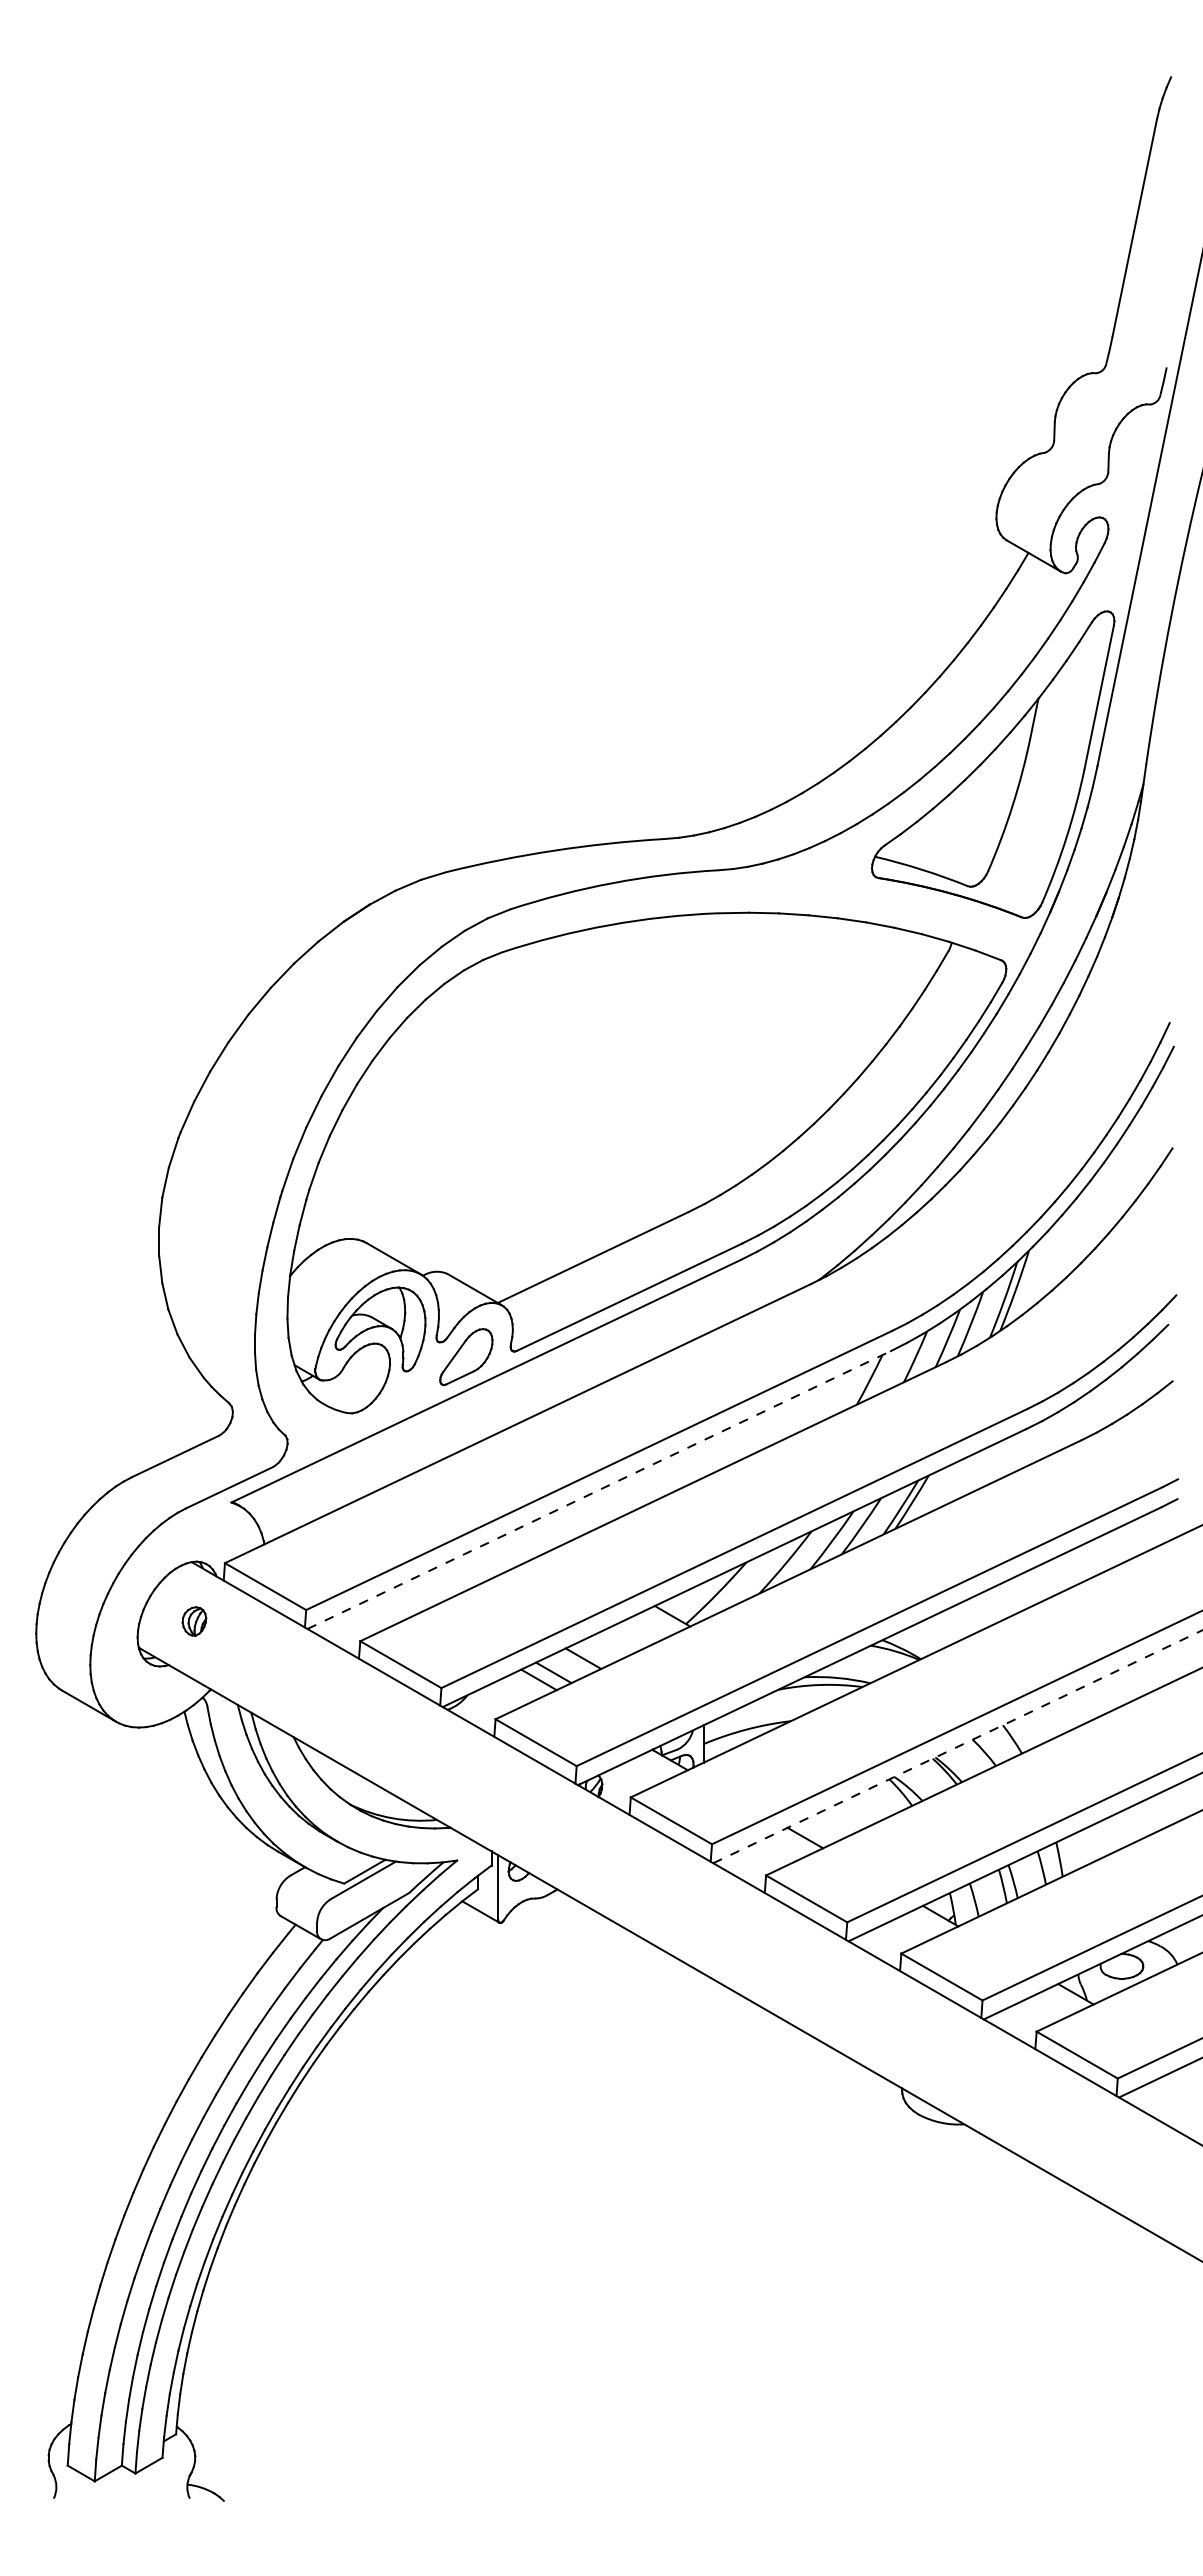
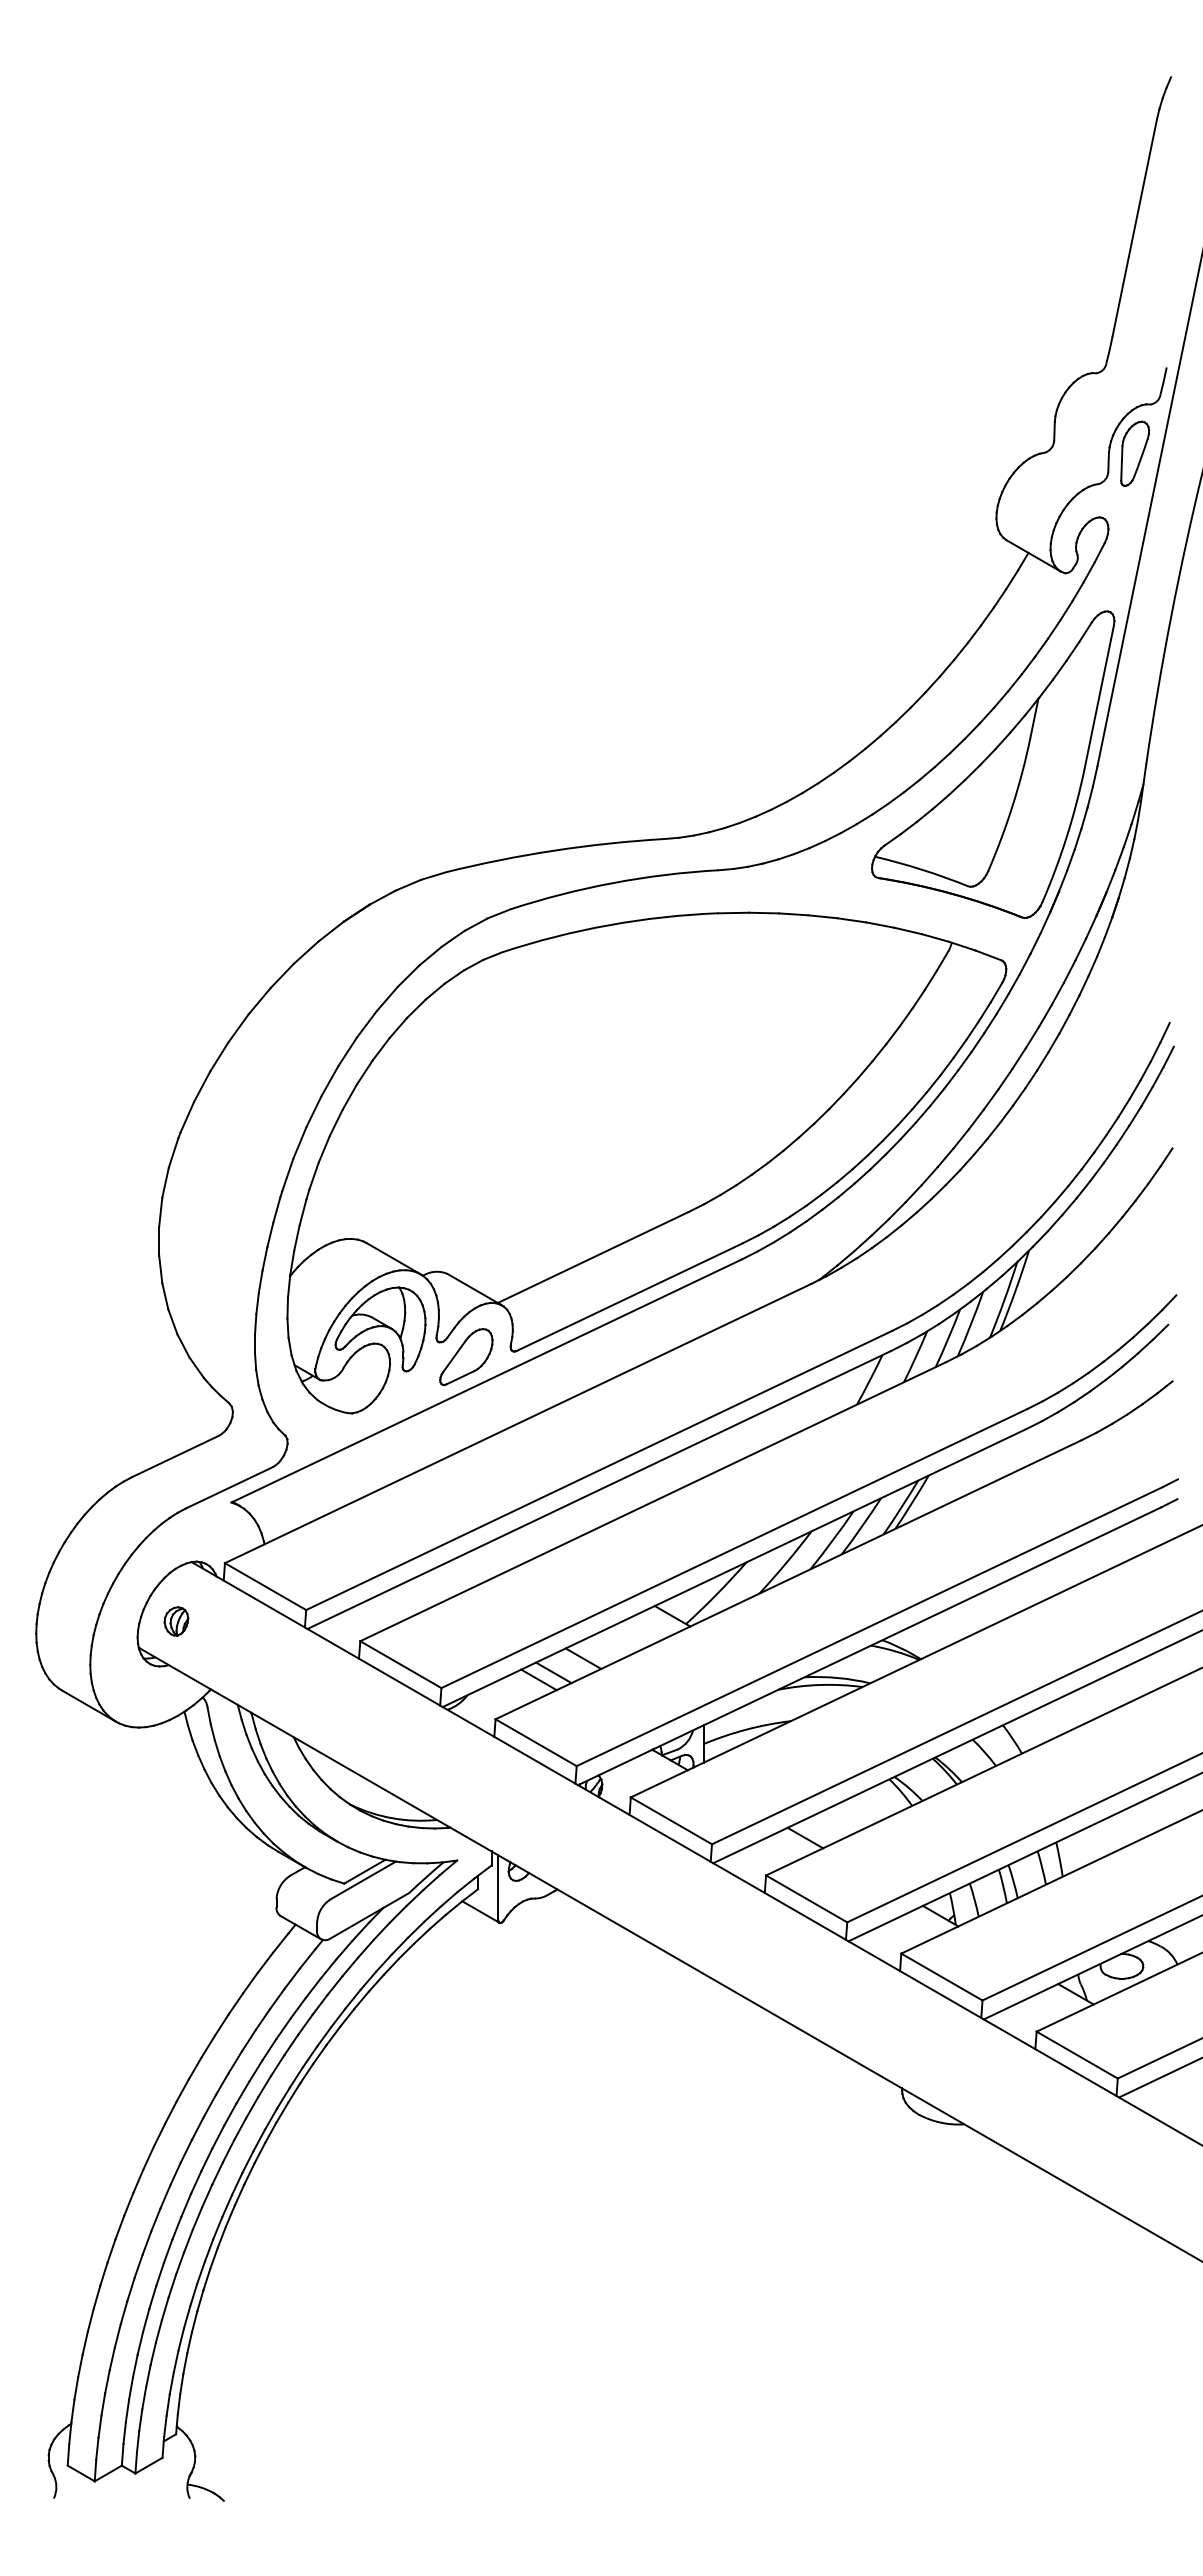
part: none -> present (1135, 453)
line: dashed -> solid (599, 1489)
part position: (194, 1621) -> (176, 1621) (176, 1621)
line: dashed -> solid (958, 1746)
